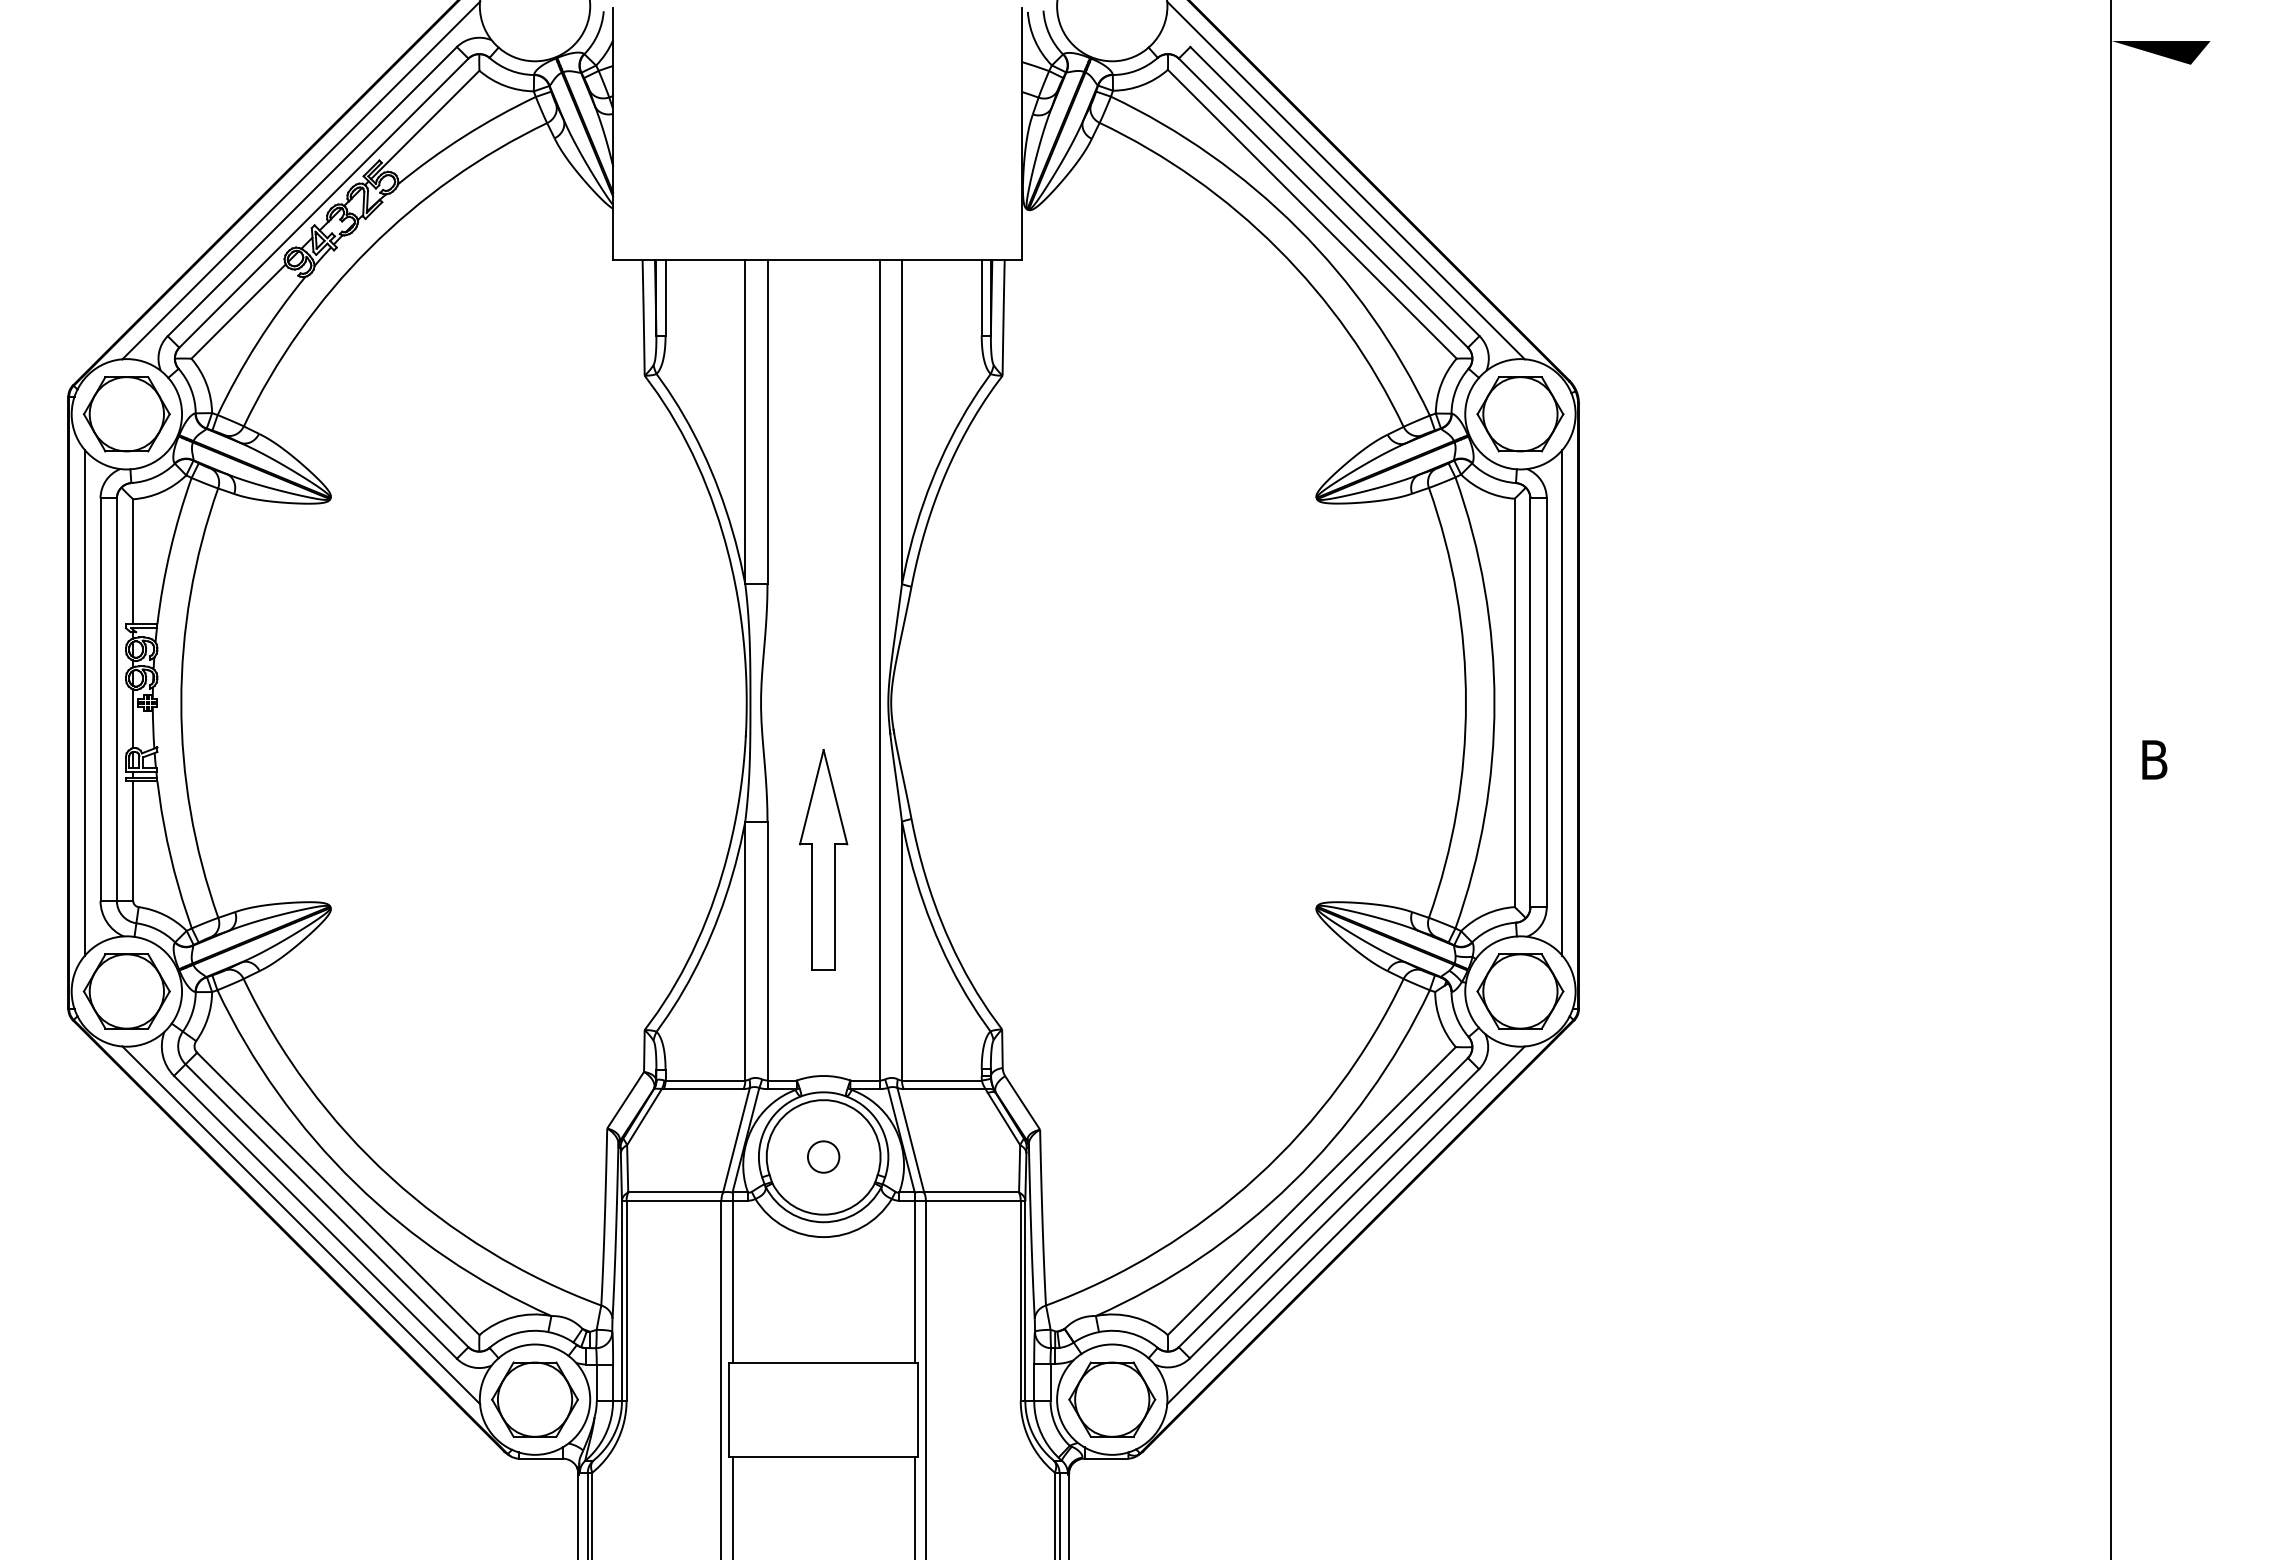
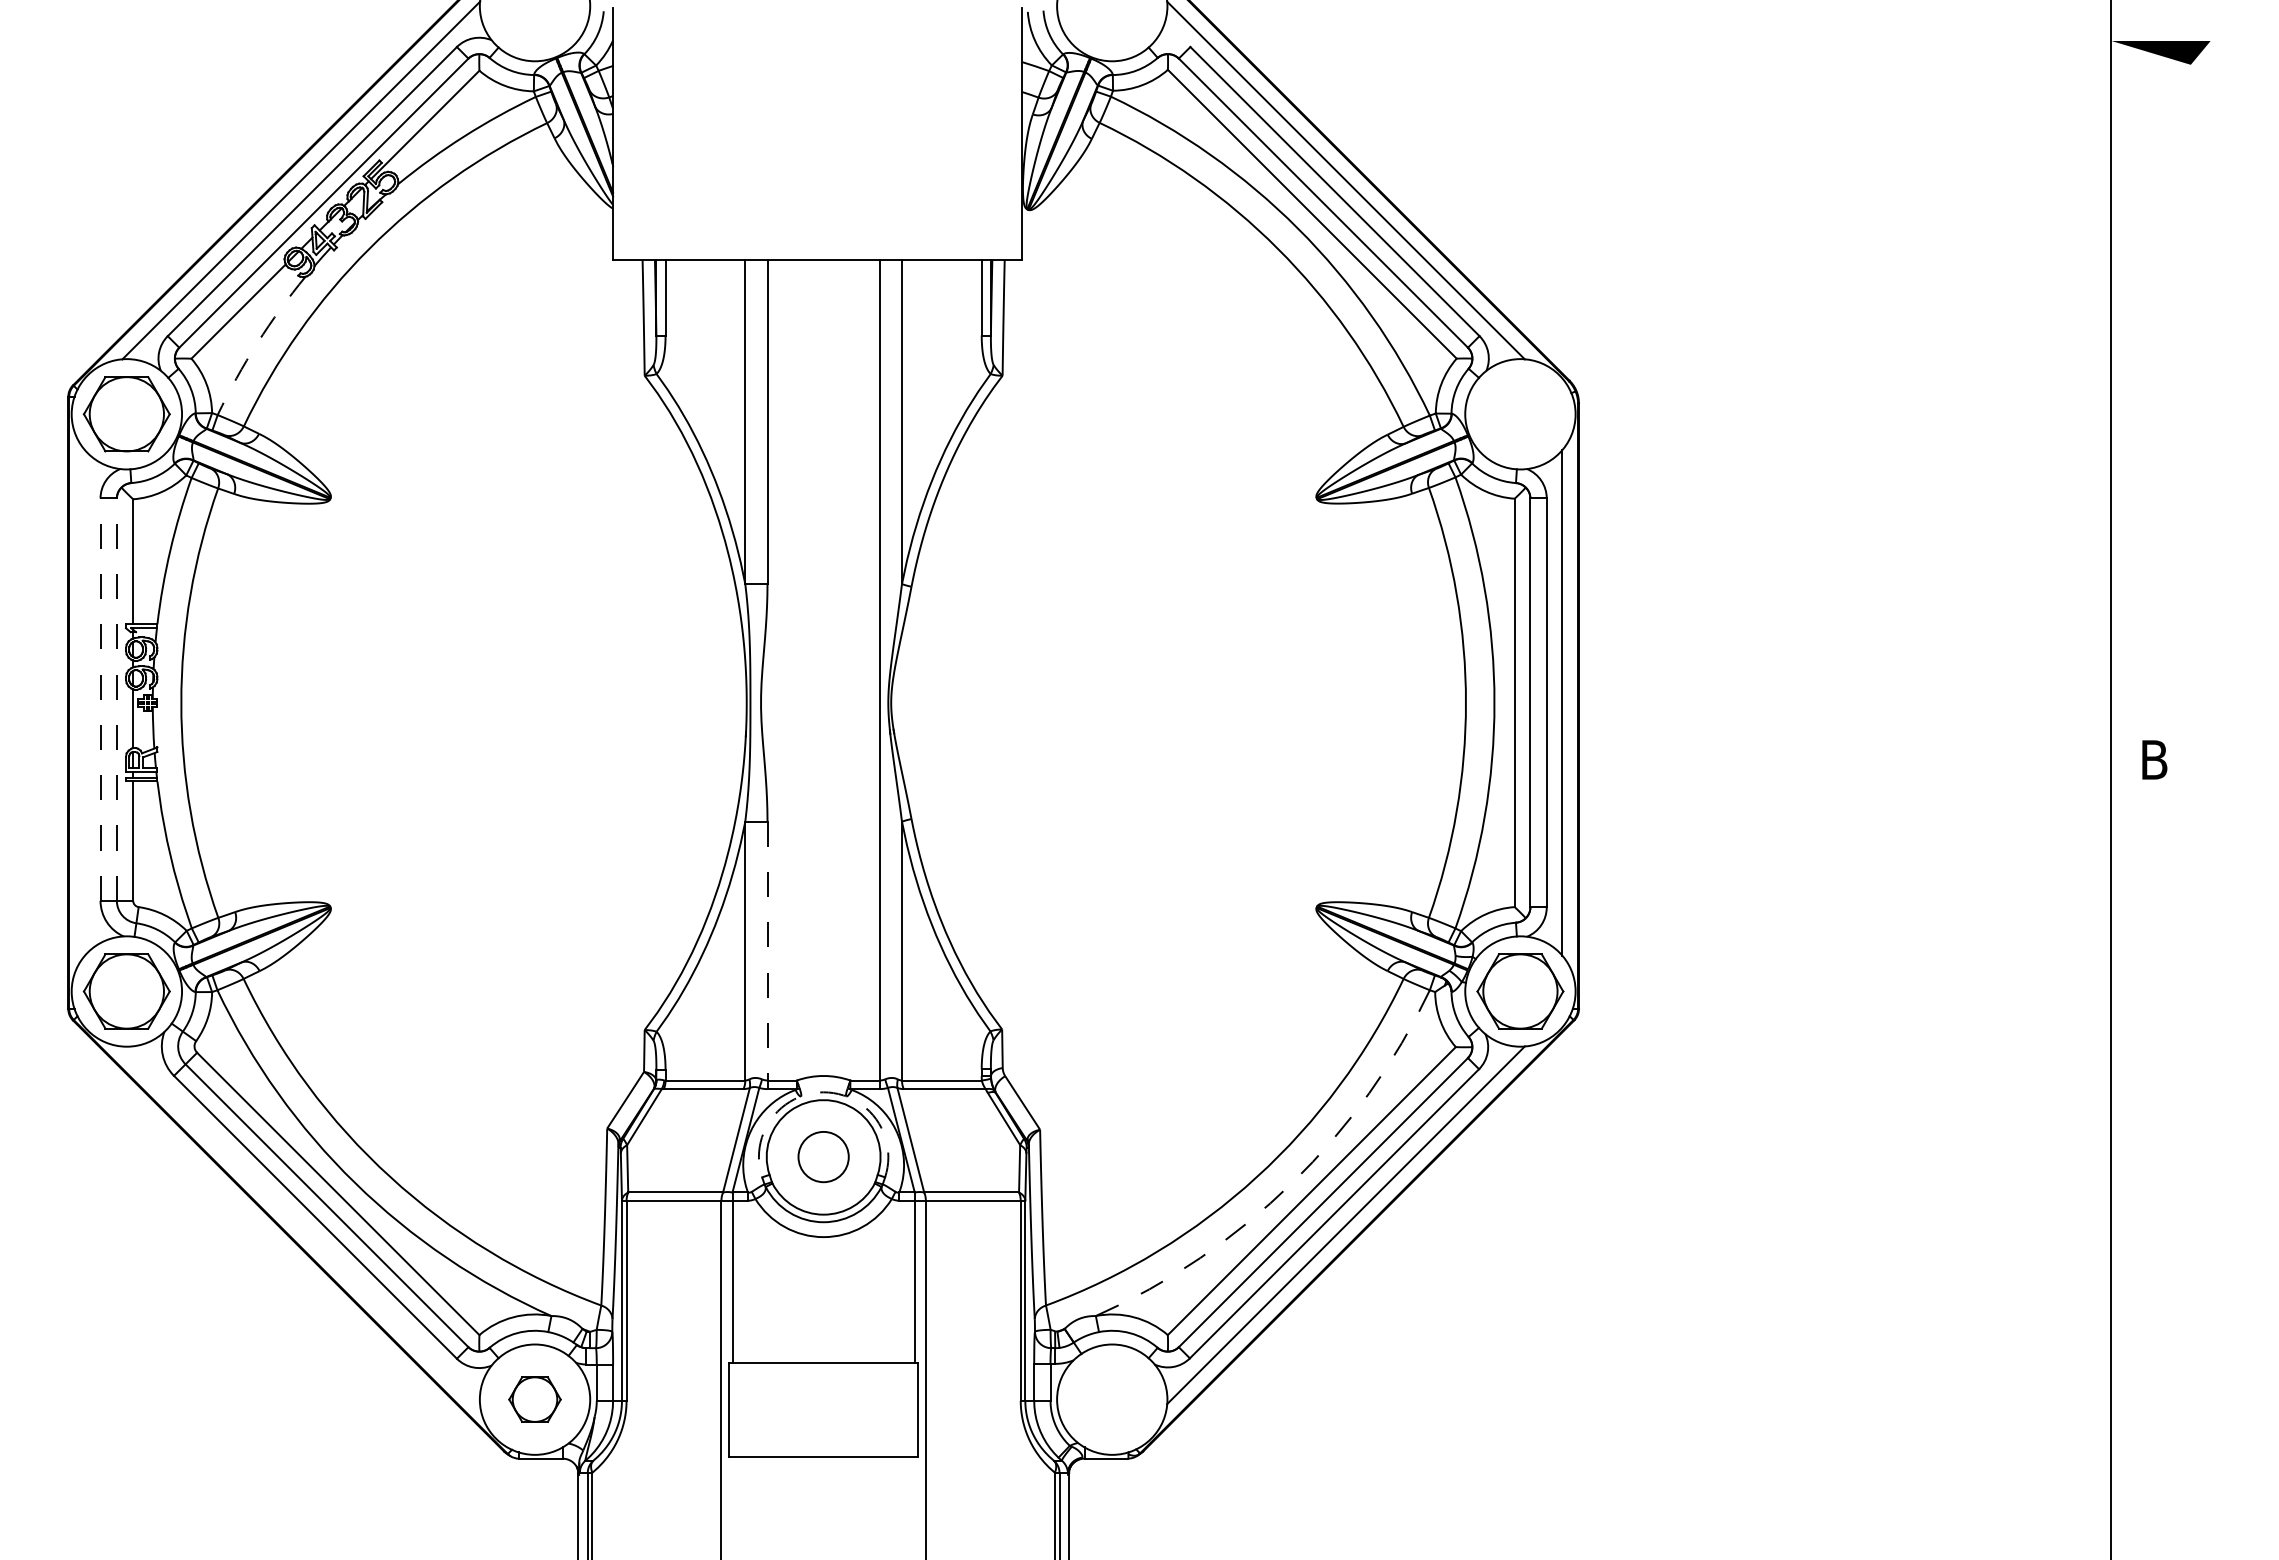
arc: solid -> dashed (257, 343)
part: present -> none (1520, 414)
line: solid -> dashed (100, 699)
line: solid -> dashed (116, 699)
line: present -> none (84, 702)
part: present -> none (823, 859)
line: solid -> dashed (767, 955)
arc: solid -> dashed (823, 1092)
circle diameter: 31 px -> 50 px (823, 1156)
arc: solid -> dashed (1292, 1183)
line: present -> none (301, 1225)
part size: 88x77 px -> 54x47 px (534, 1399)
part: present -> none (1112, 1399)
line: present -> none (732, 1506)
line: present -> none (914, 1506)
